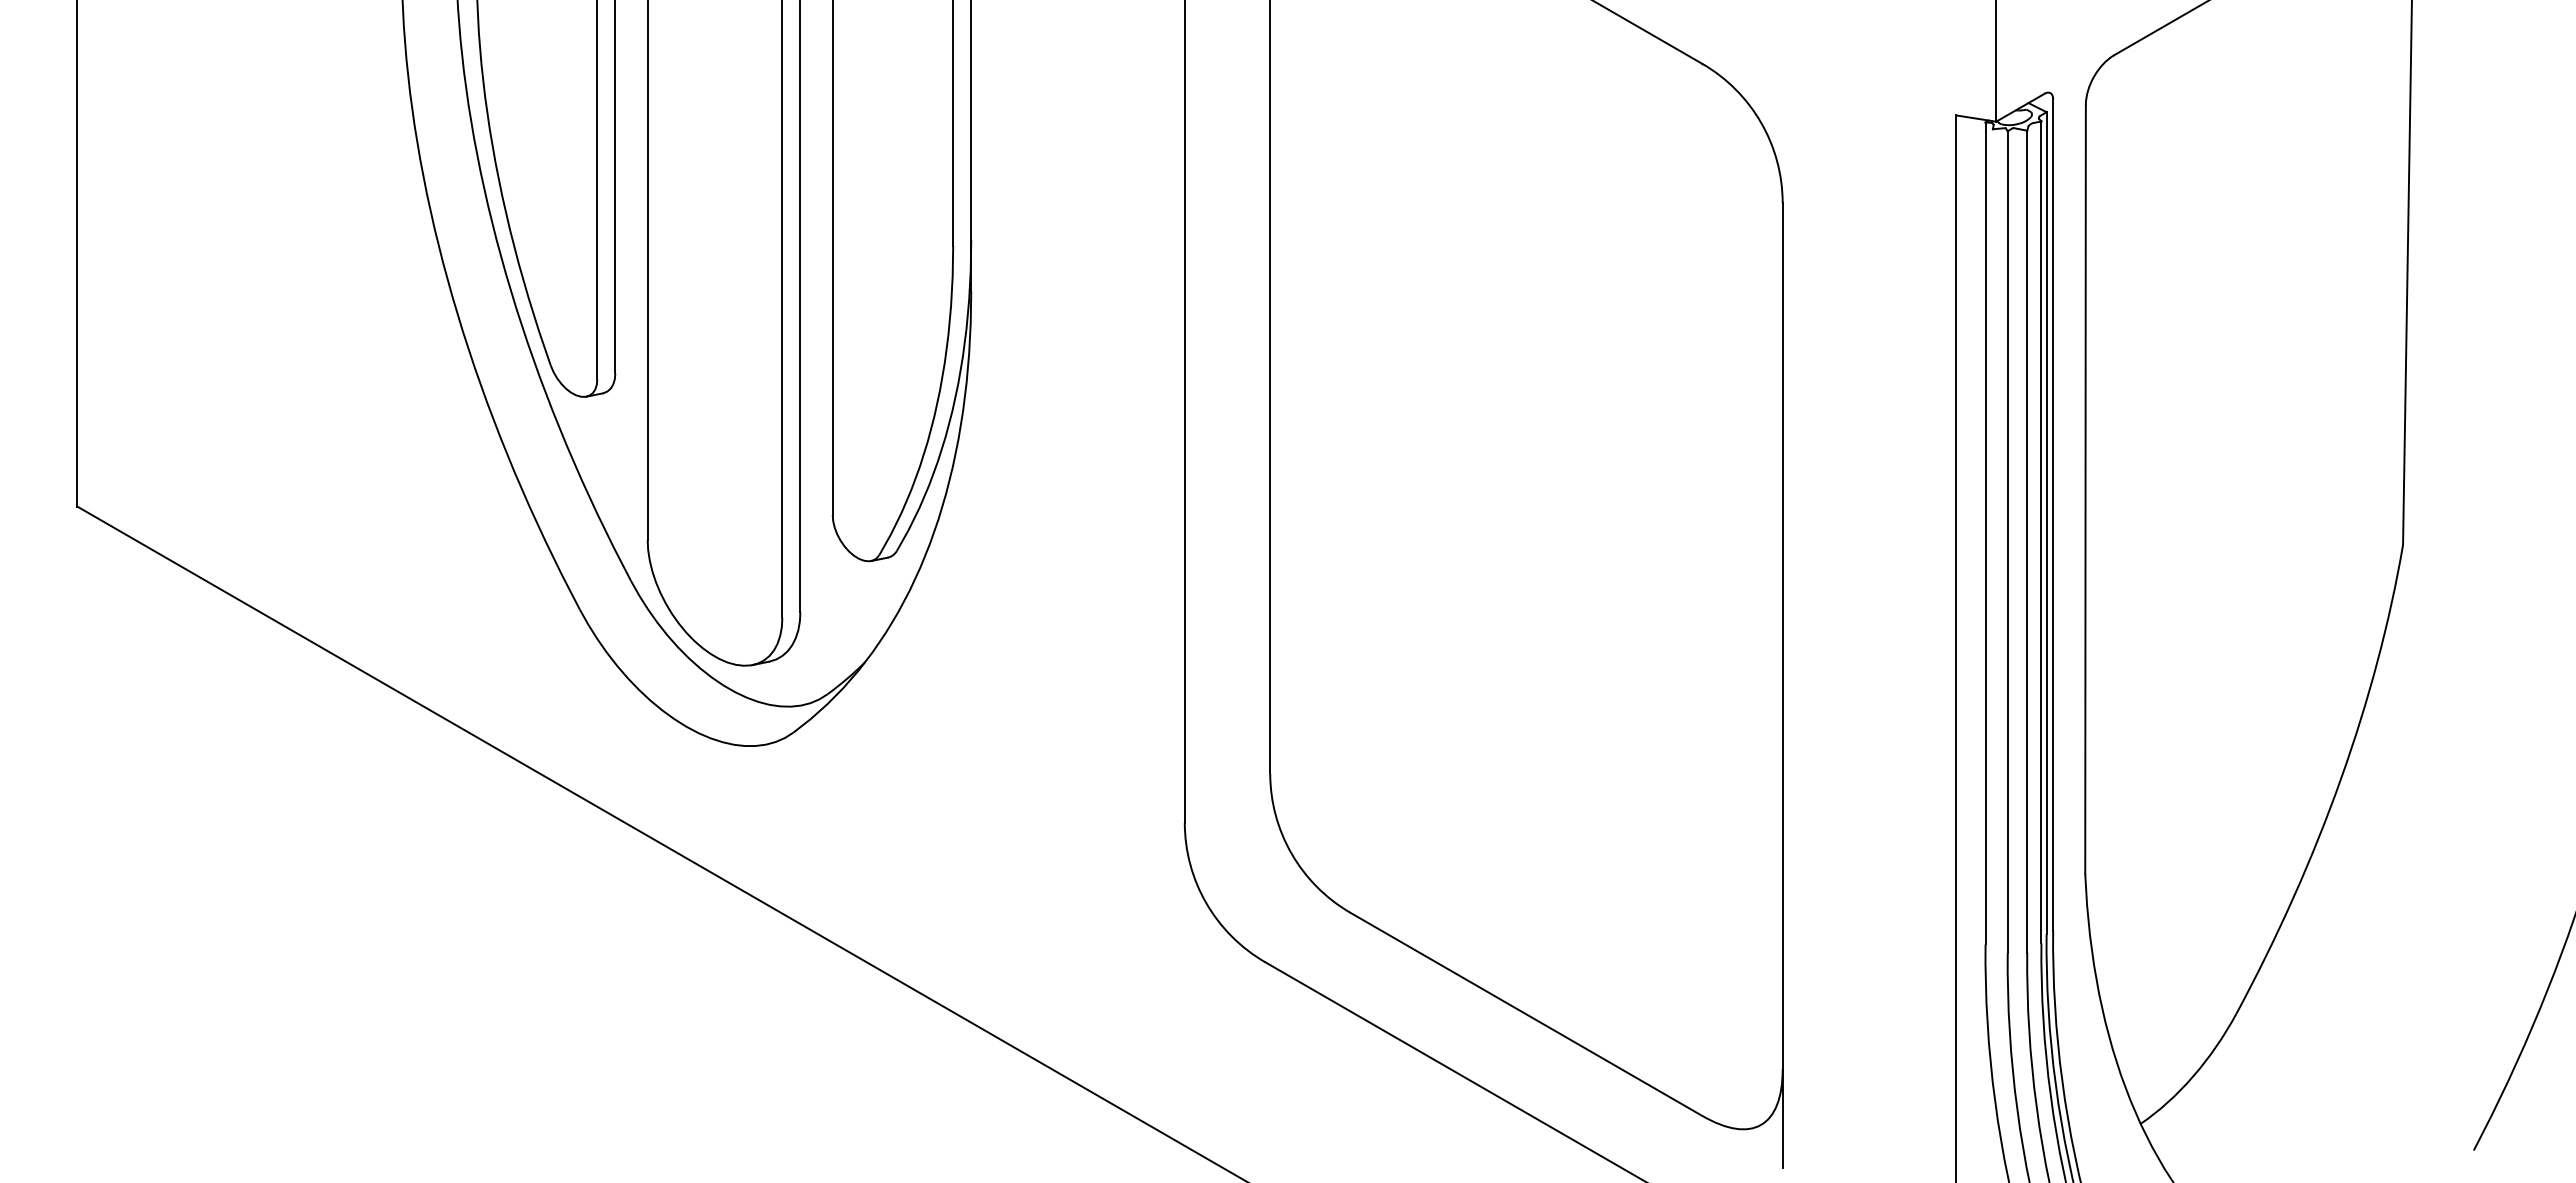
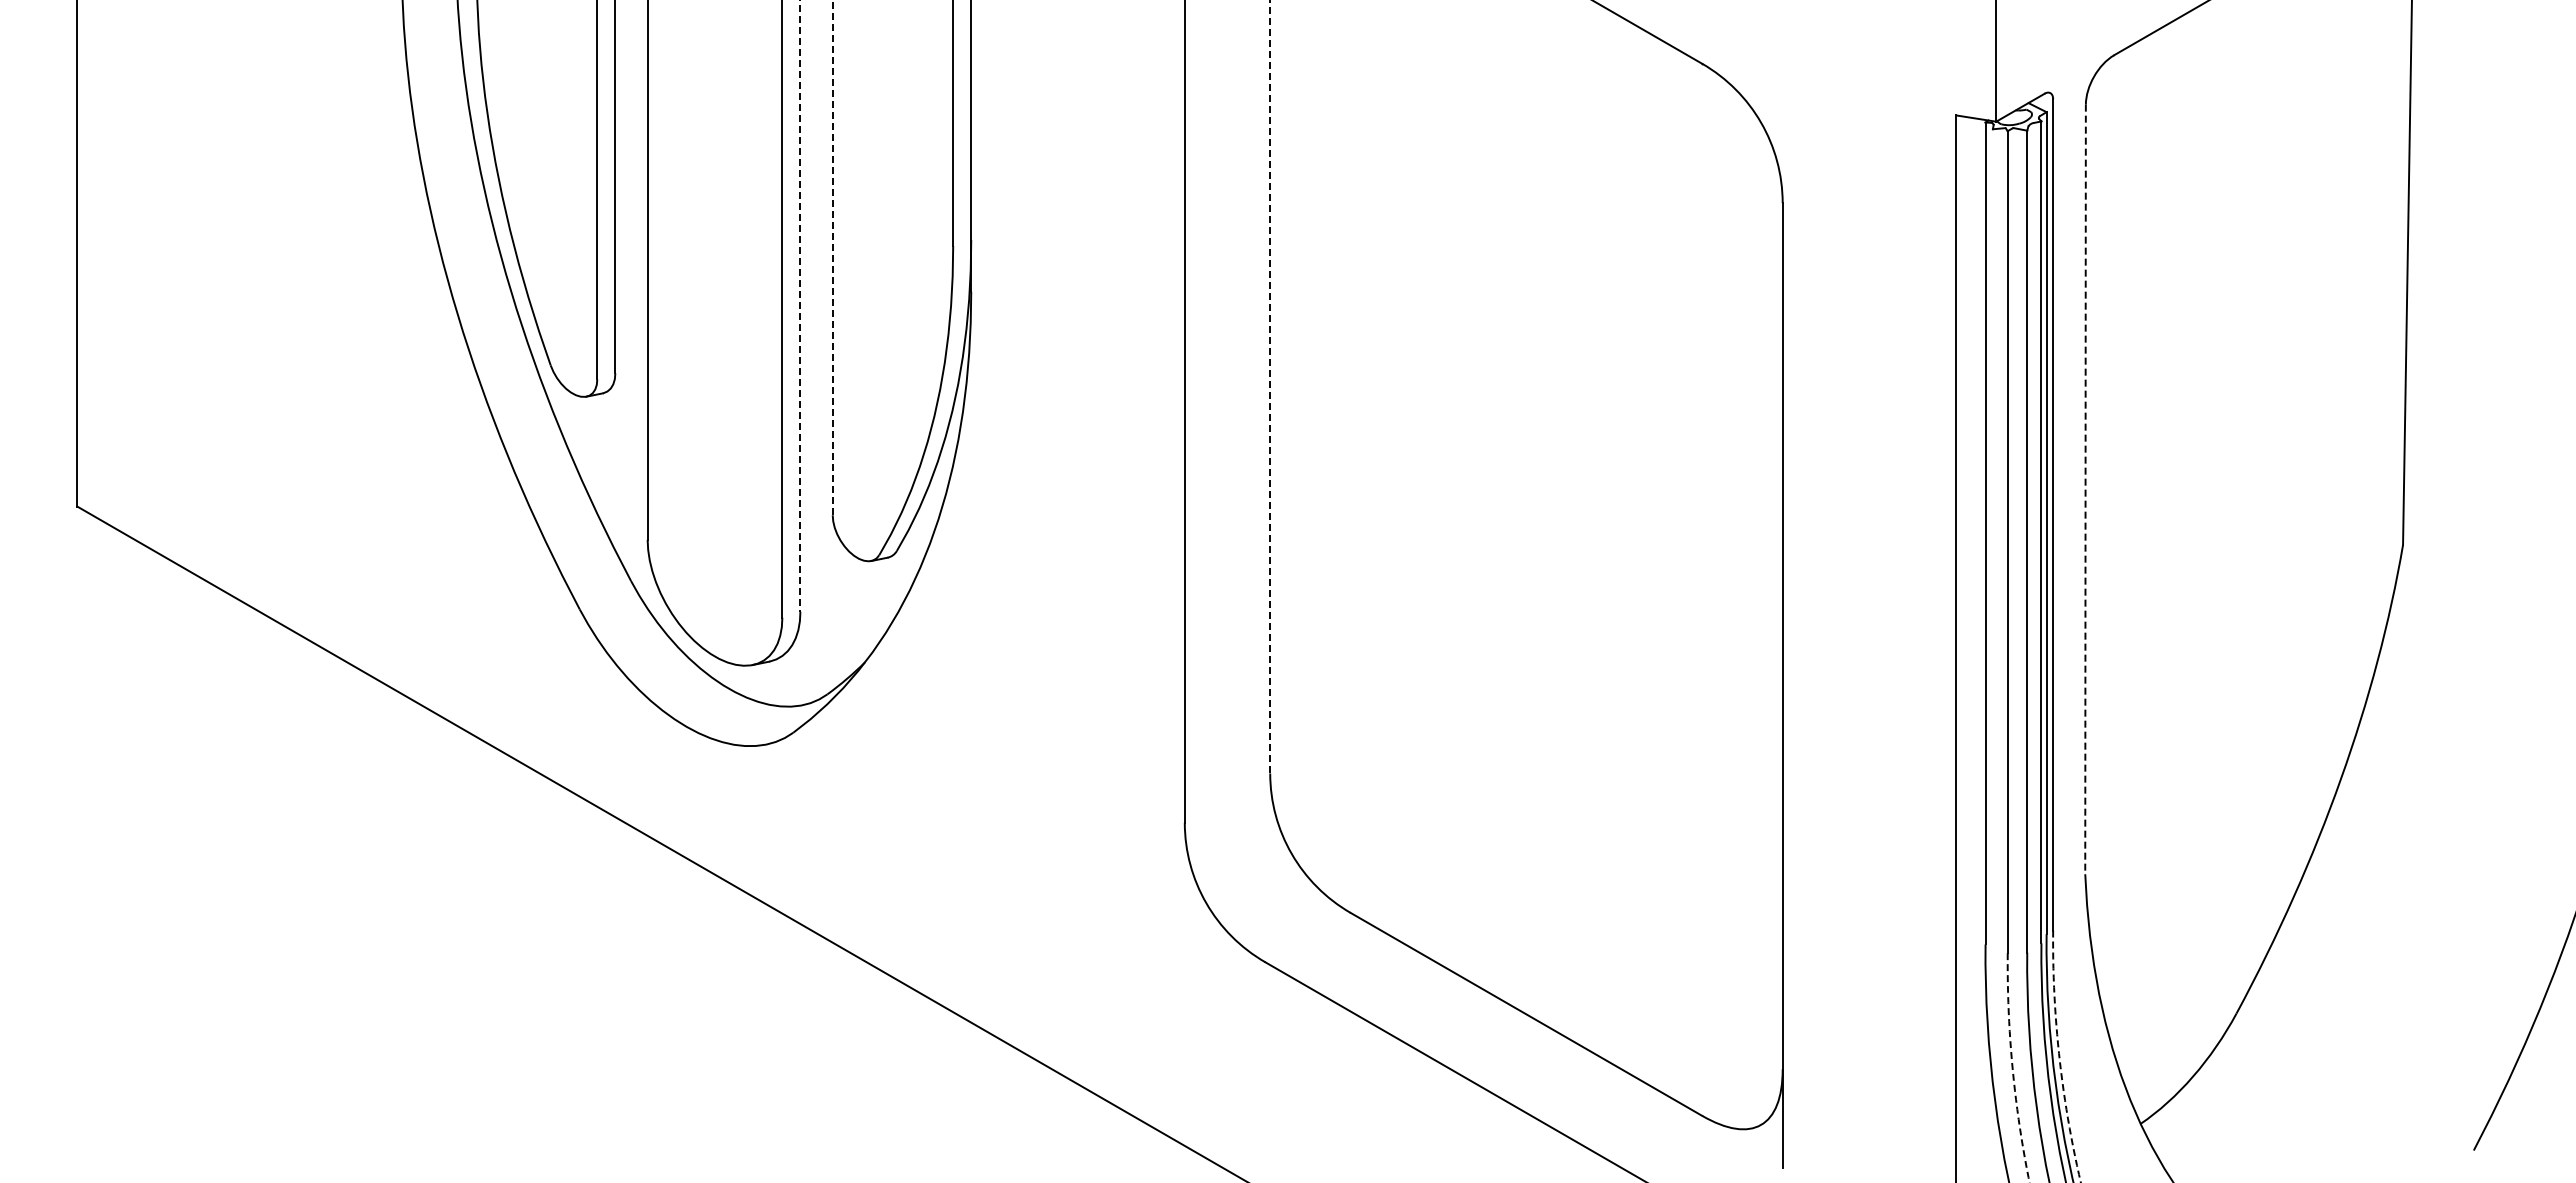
line: solid -> dashed (832, 257)
line: solid -> dashed (800, 306)
line: solid -> dashed (1270, 386)
line: solid -> dashed (2085, 489)
arc: solid -> dashed (2059, 1057)
arc: solid -> dashed (2012, 1068)
